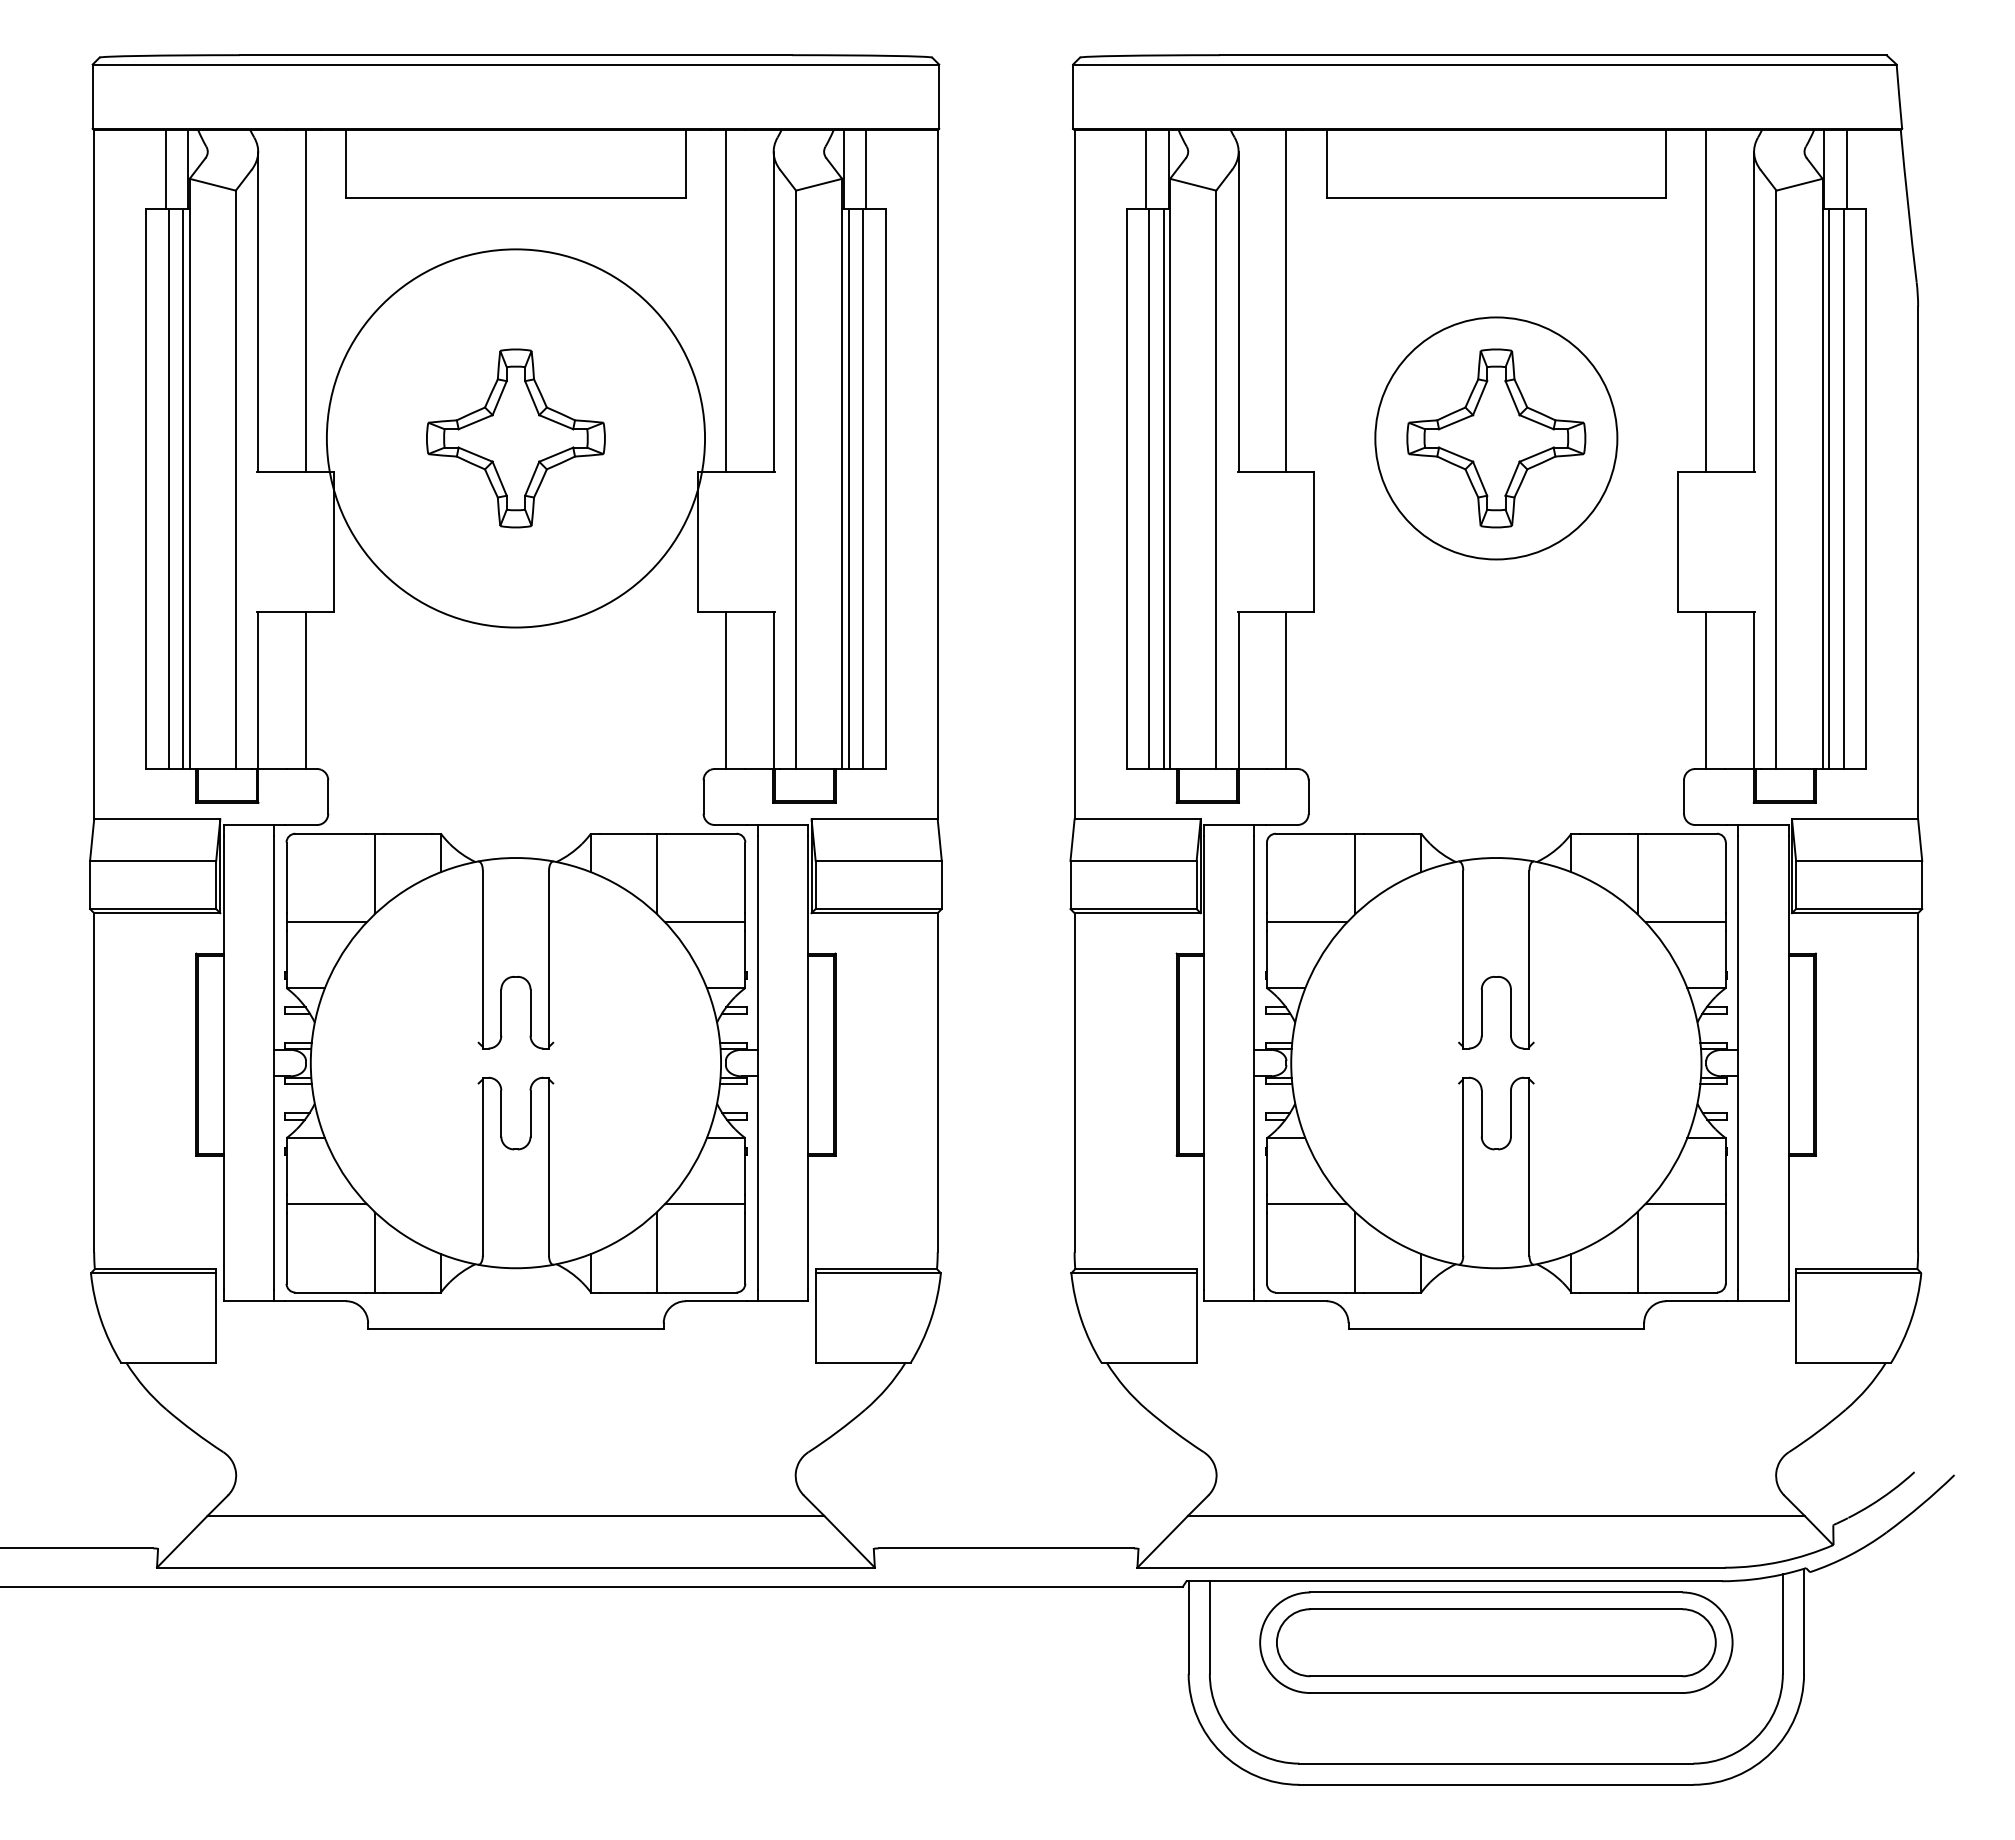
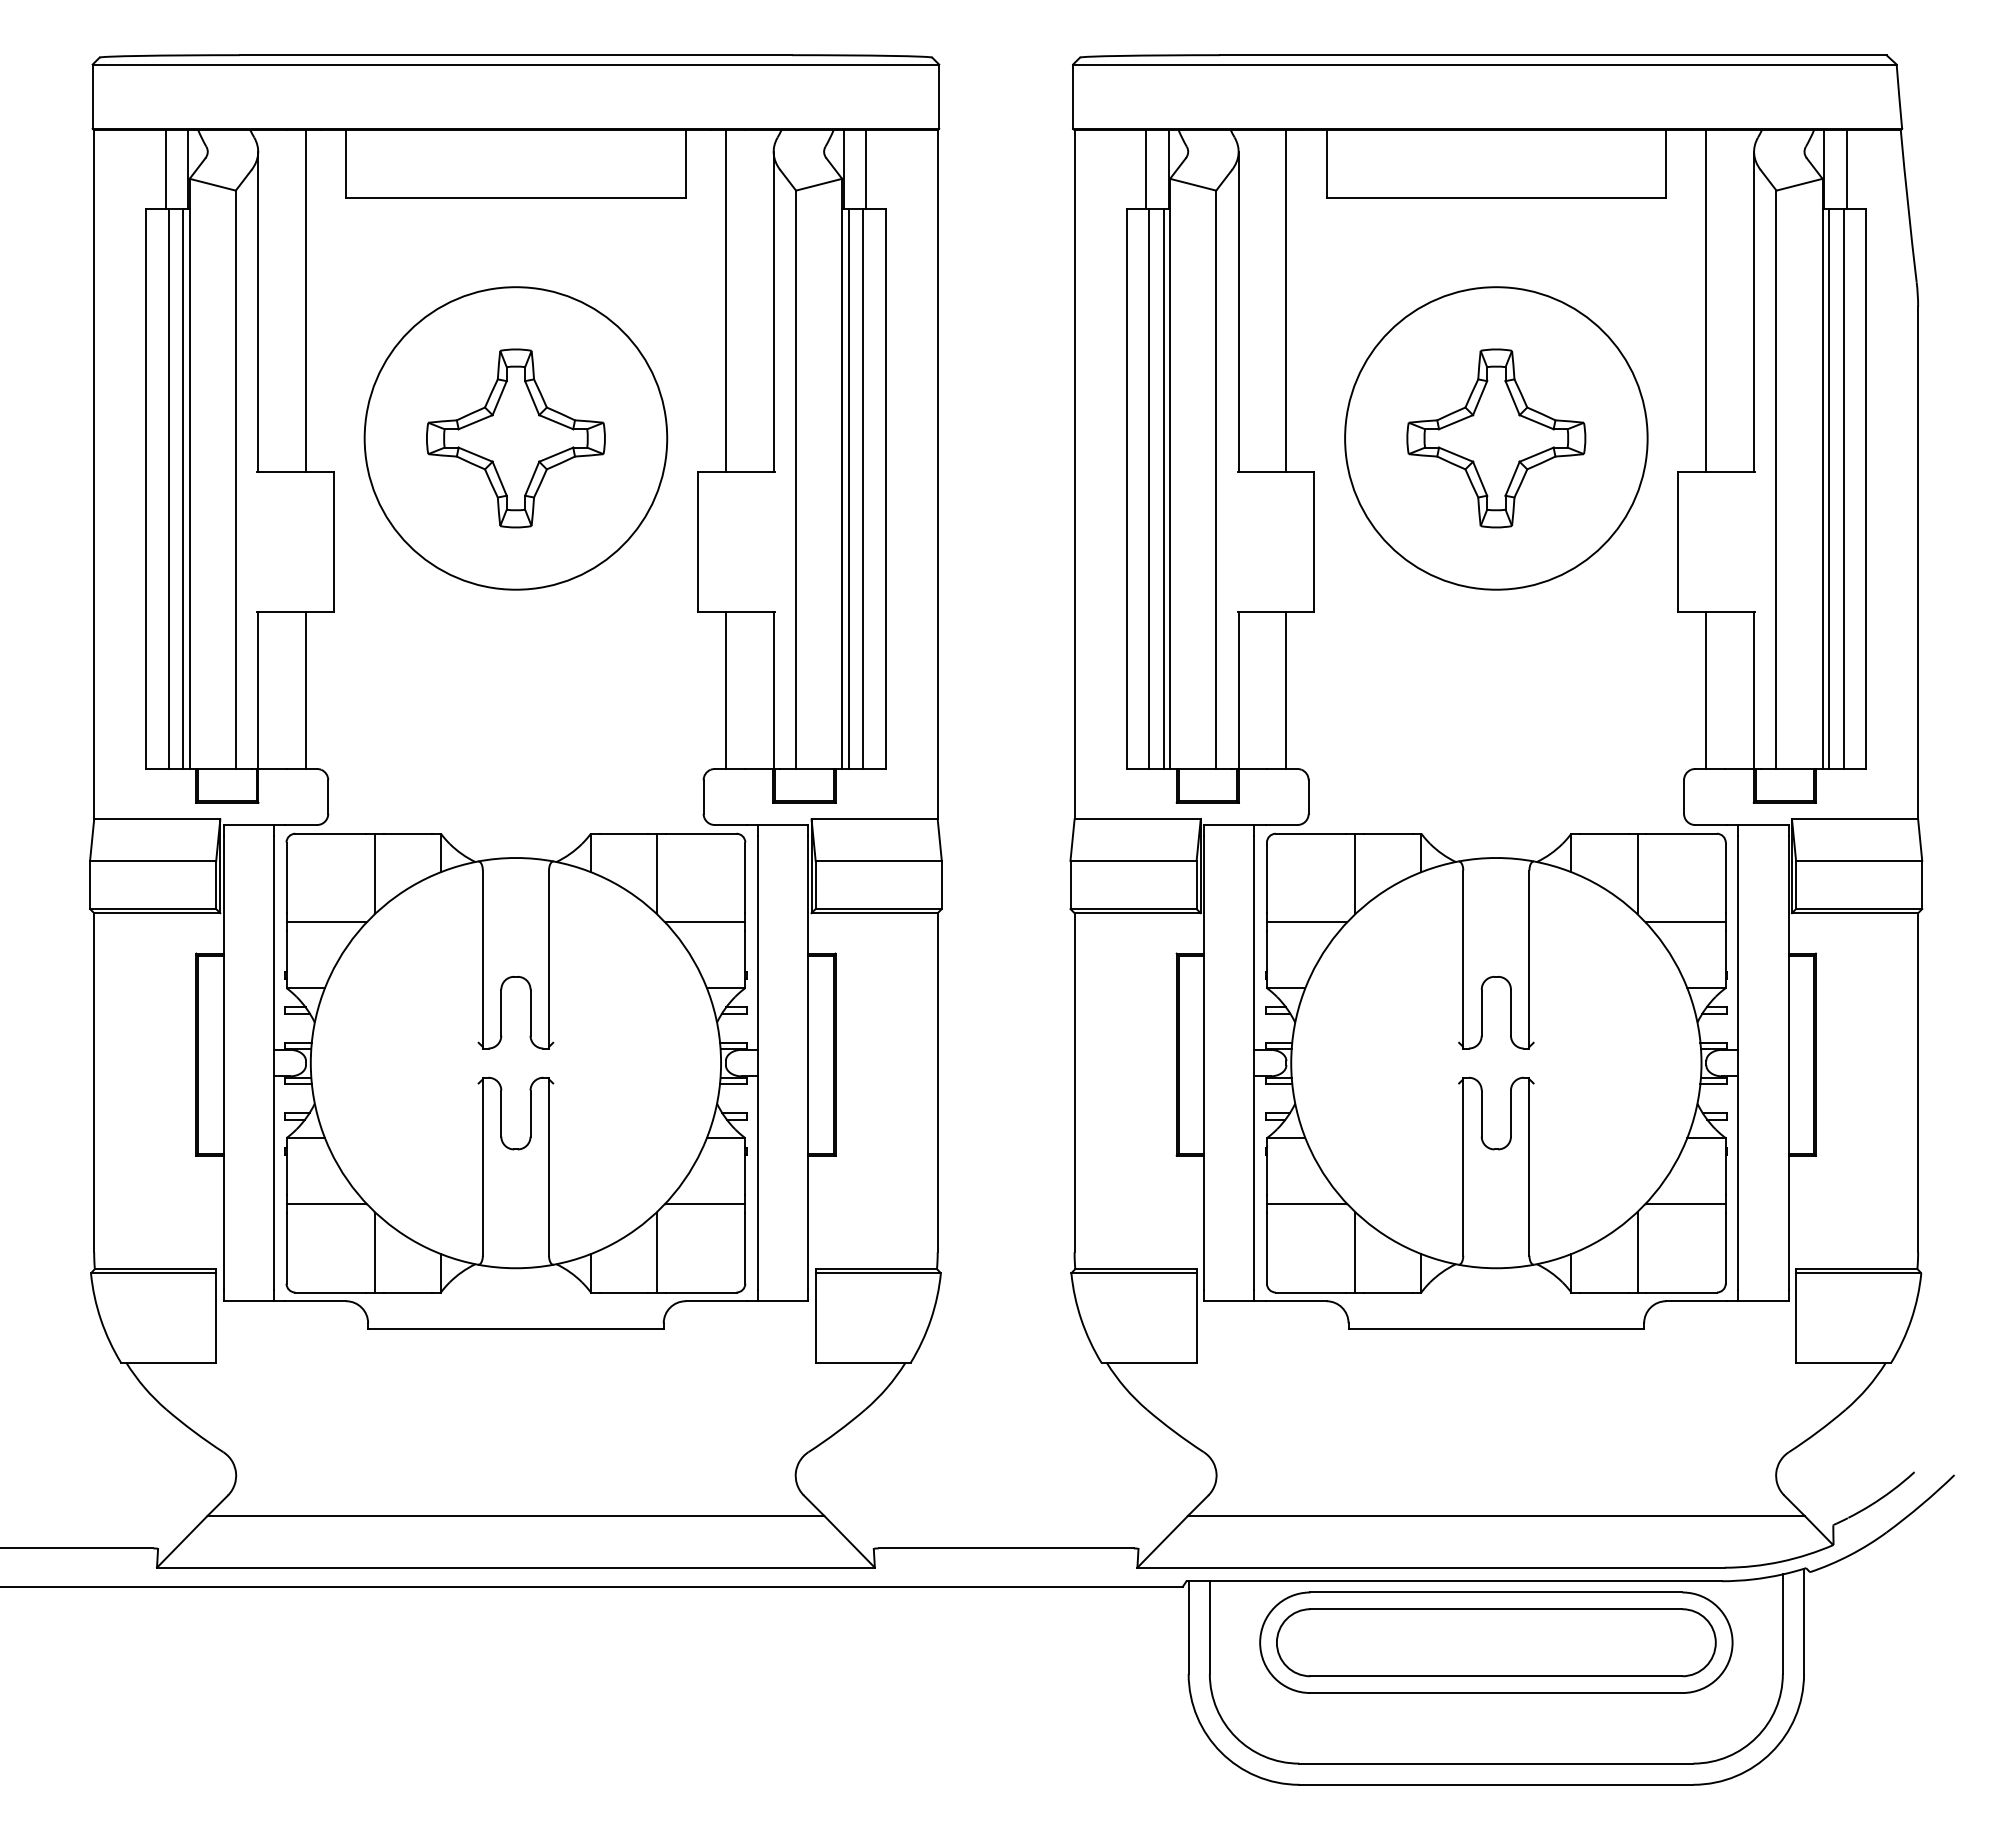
circle diameter: 378 px -> 303 px (515, 438)
circle diameter: 242 px -> 303 px (1496, 438)
